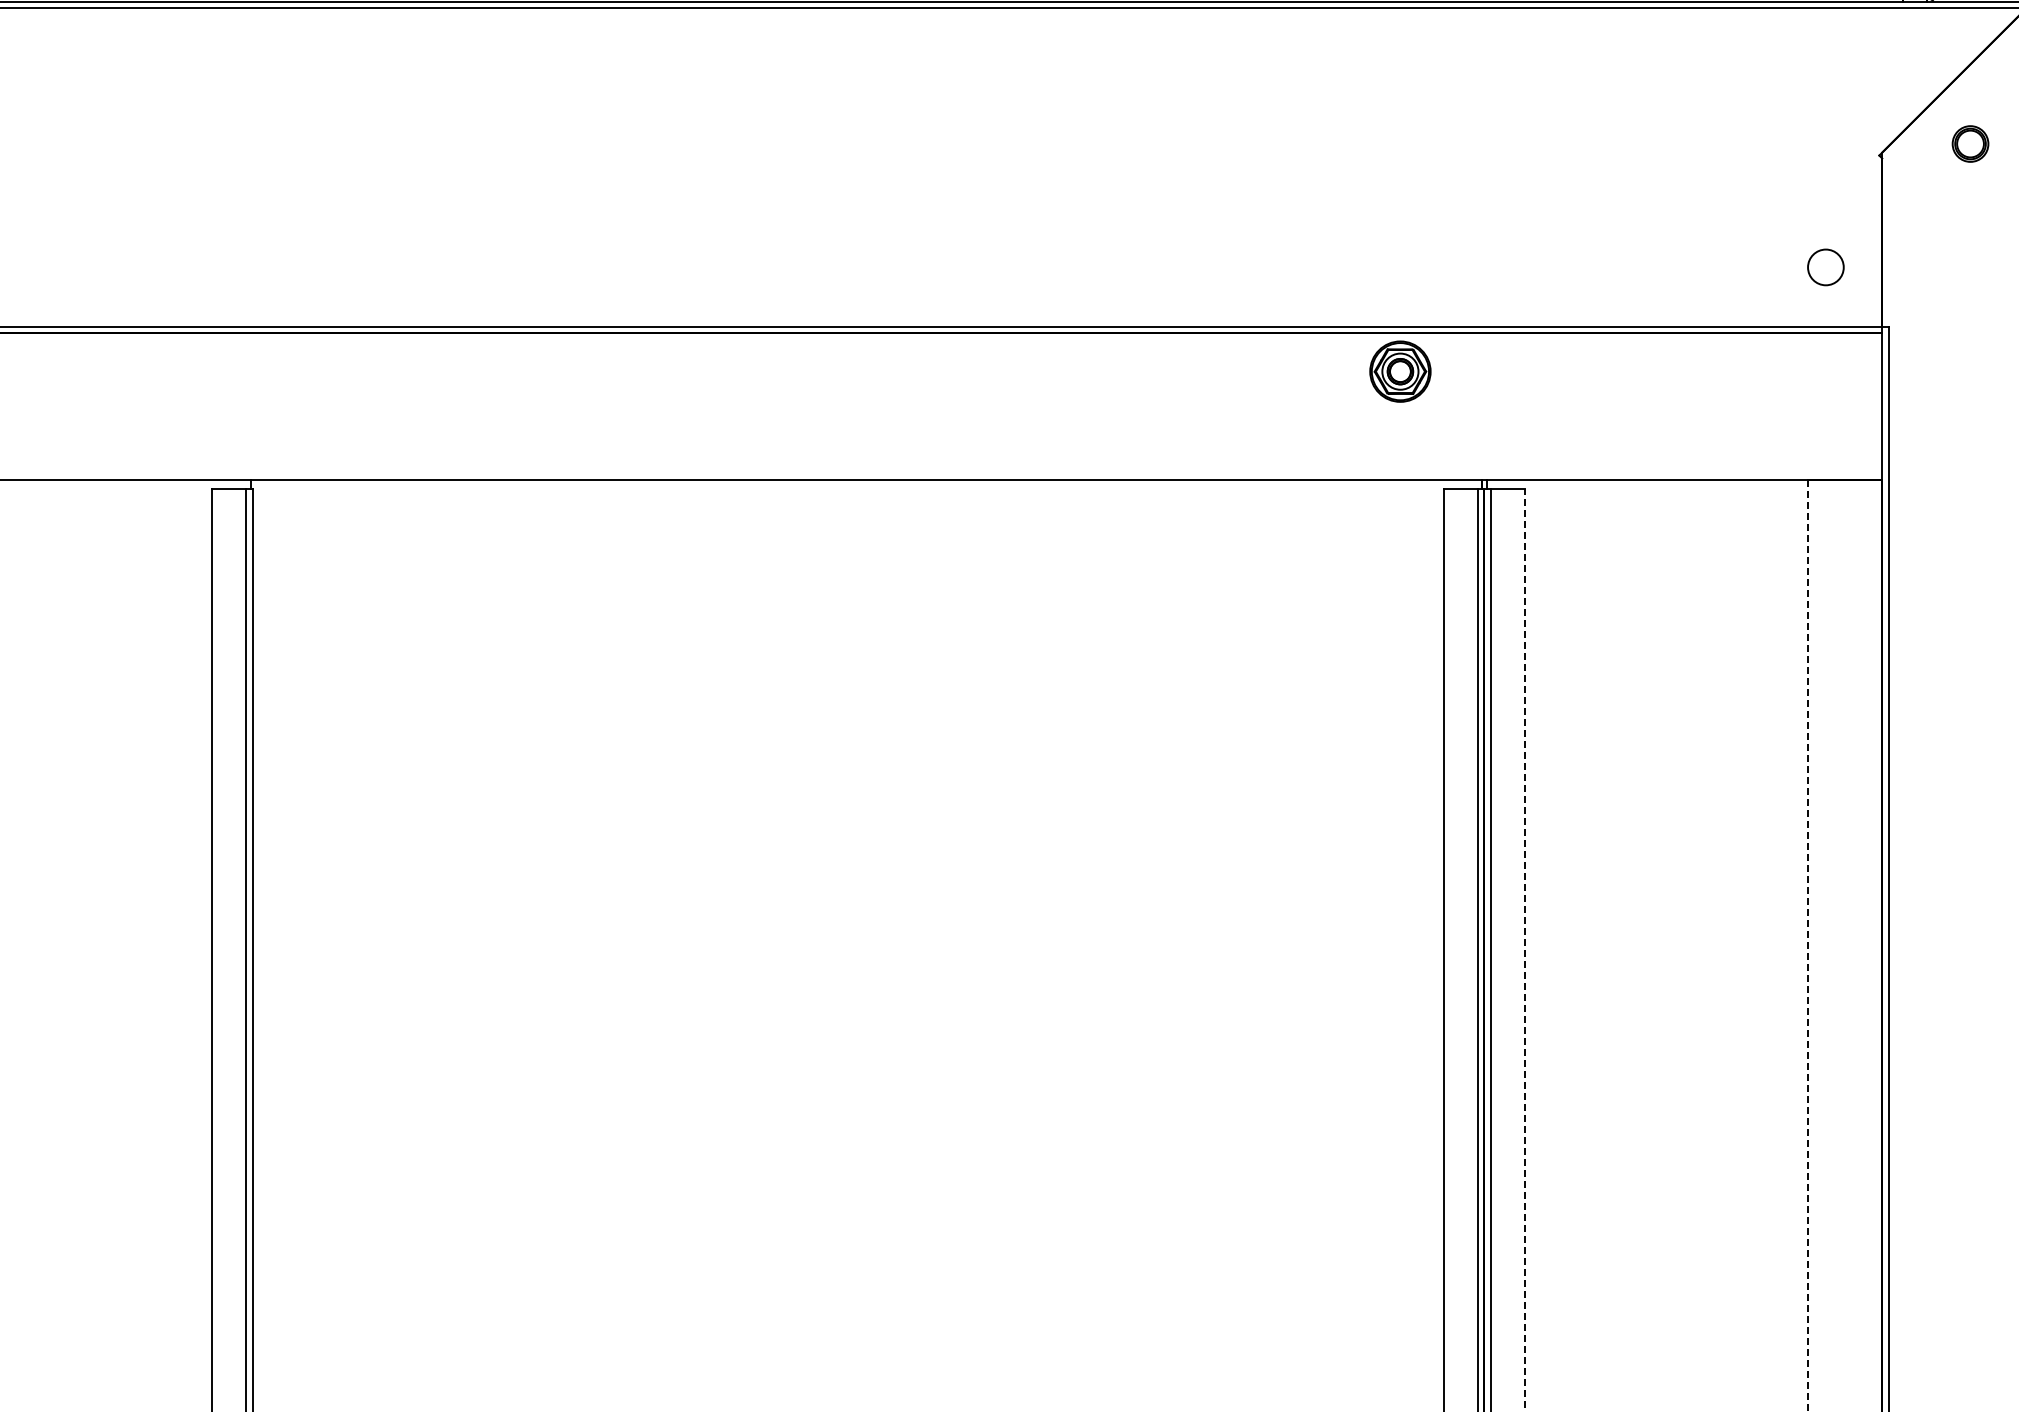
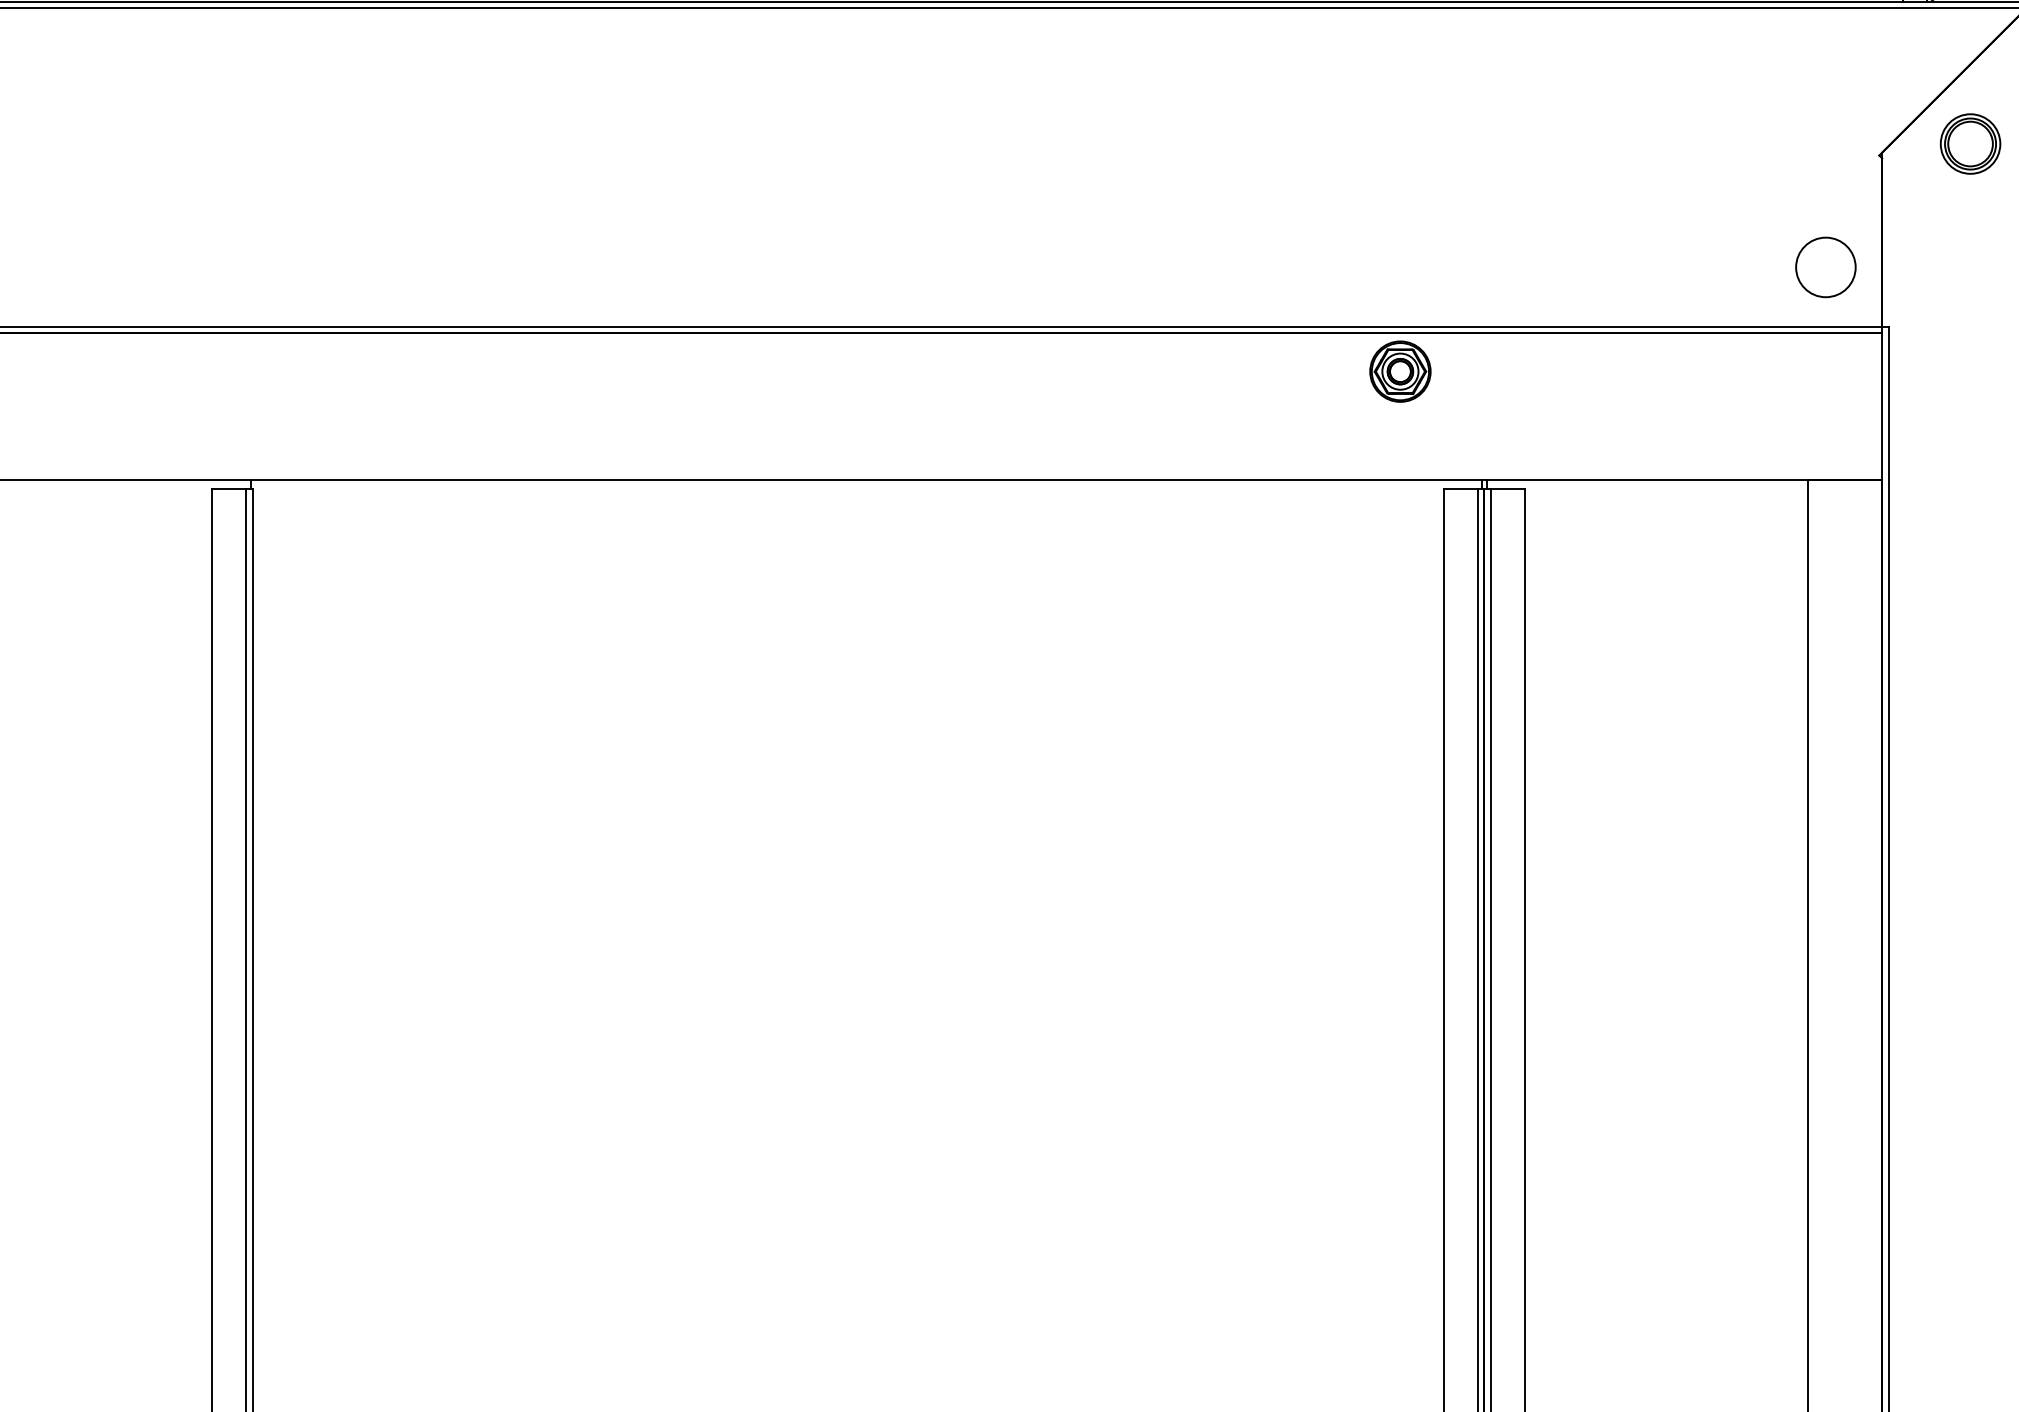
part size: 39x38 px -> 63x62 px (1970, 143)
circle diameter: 36 px -> 60 px (1825, 267)
line: dashed -> solid (1807, 946)
line: dashed -> solid (1524, 949)
